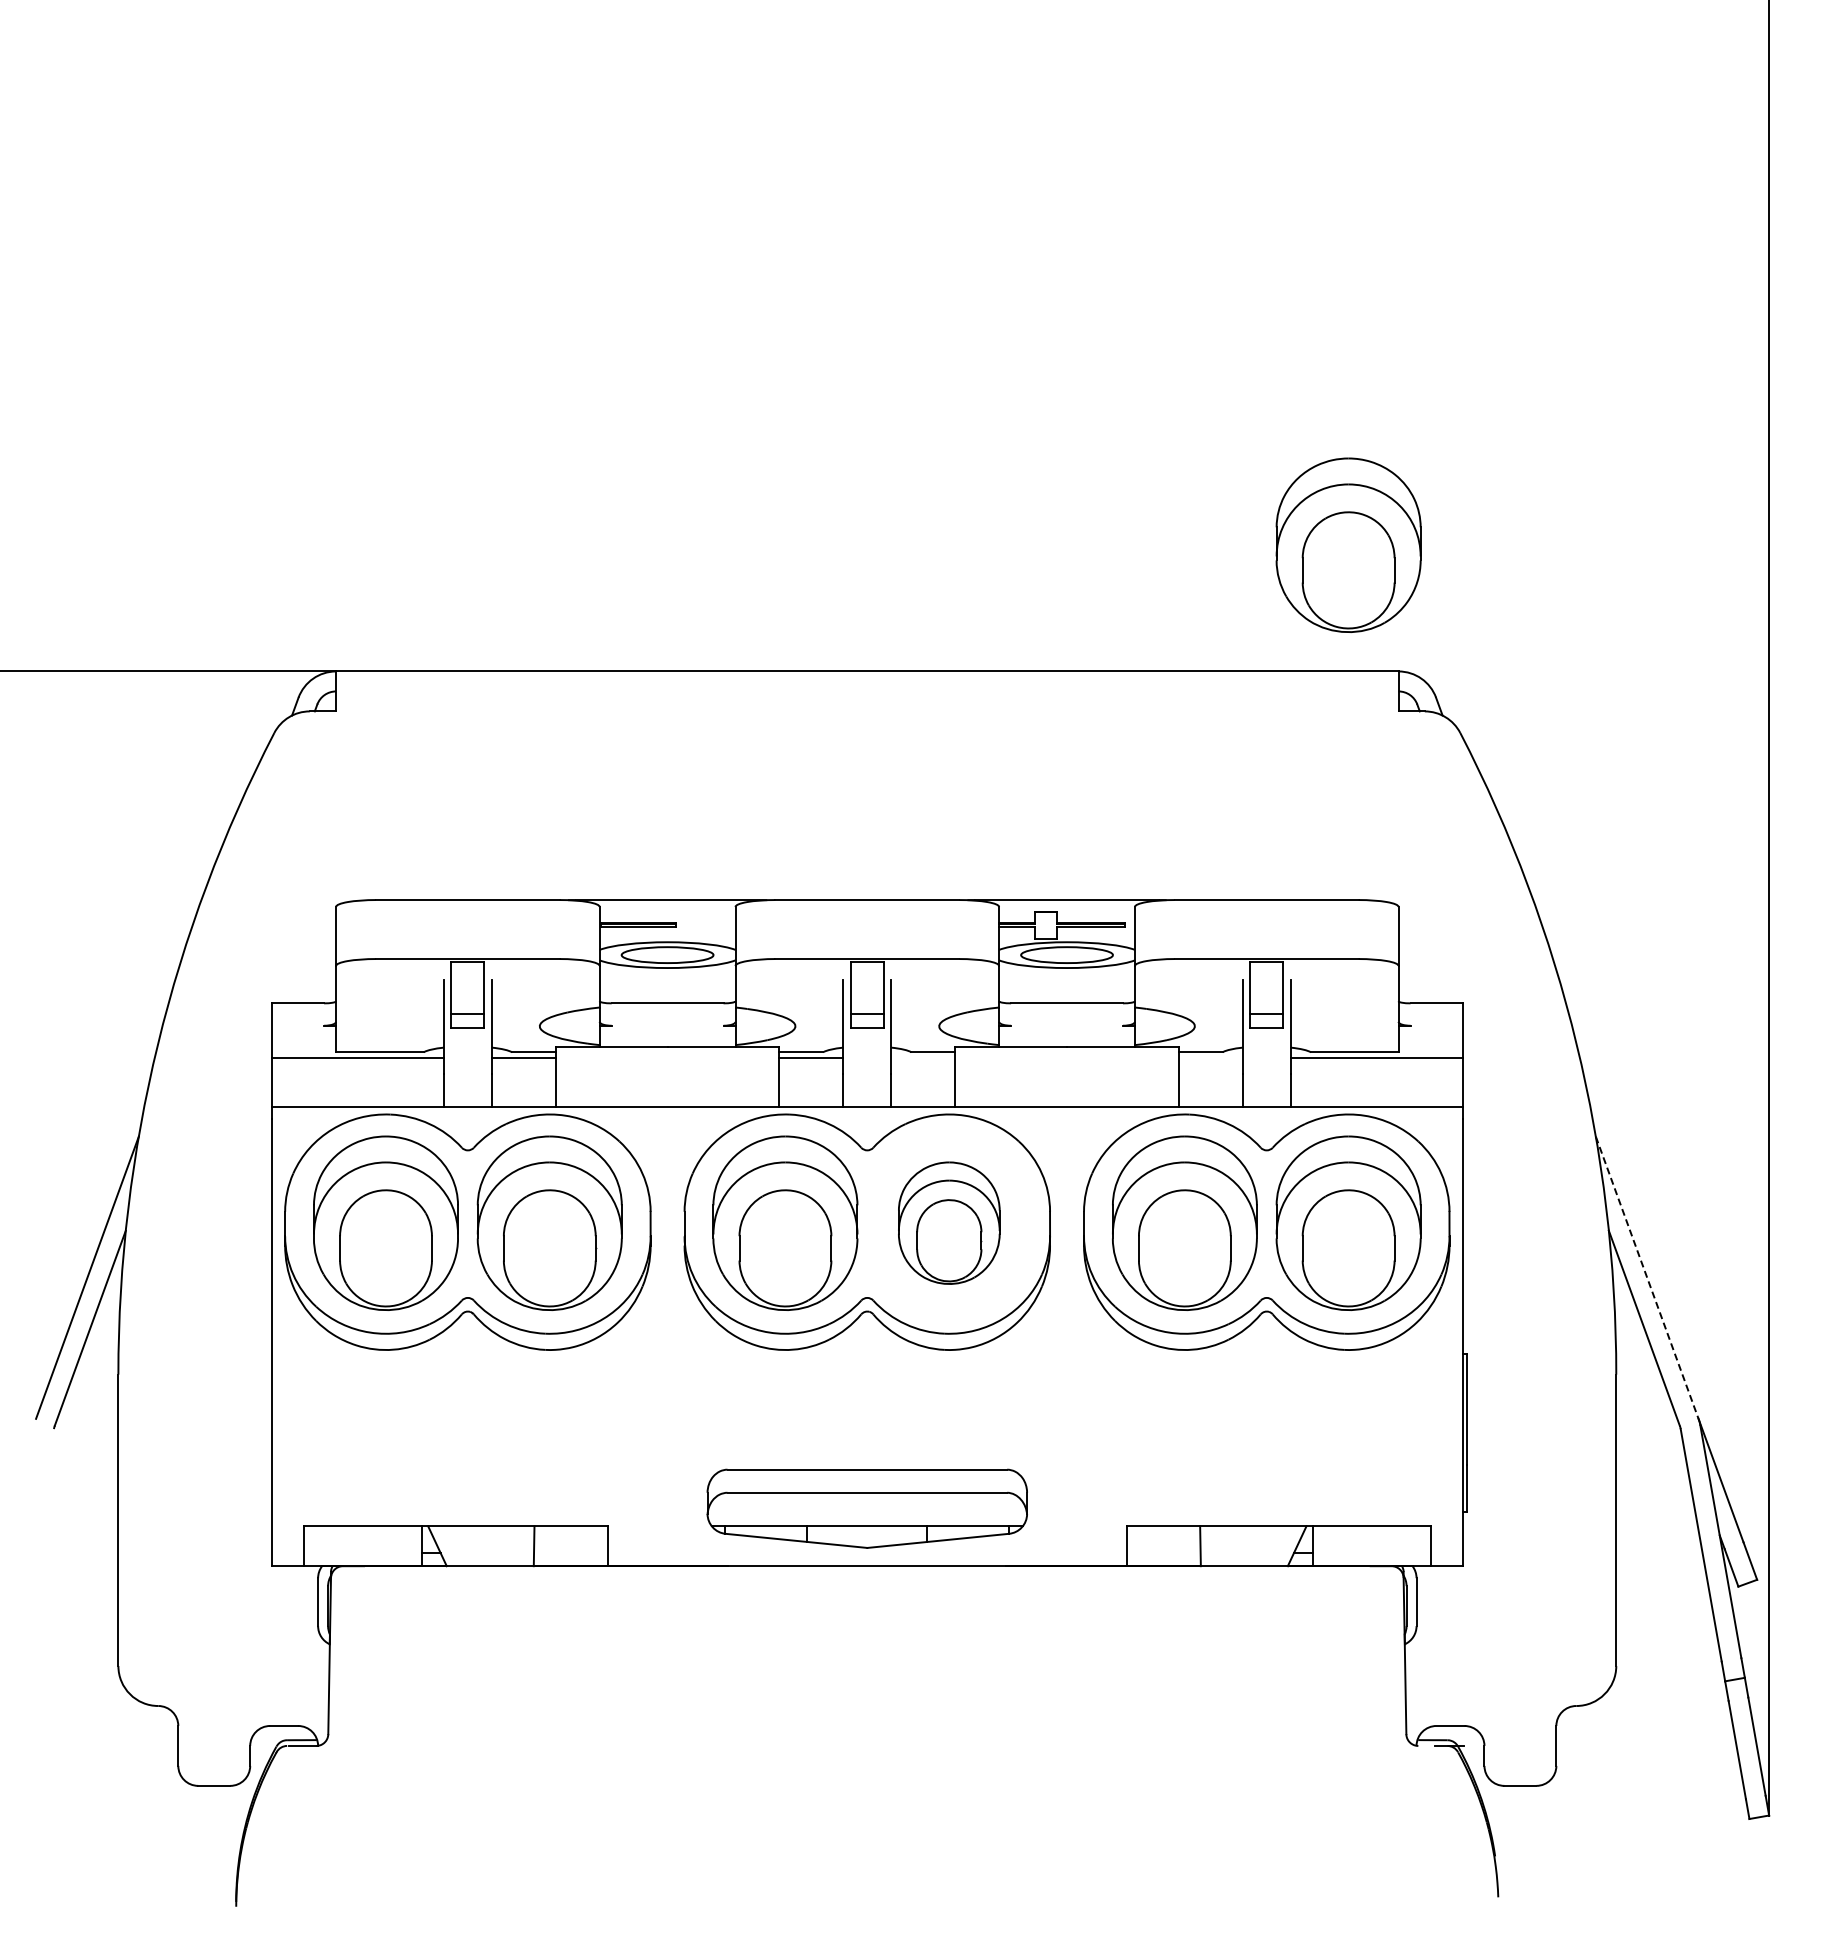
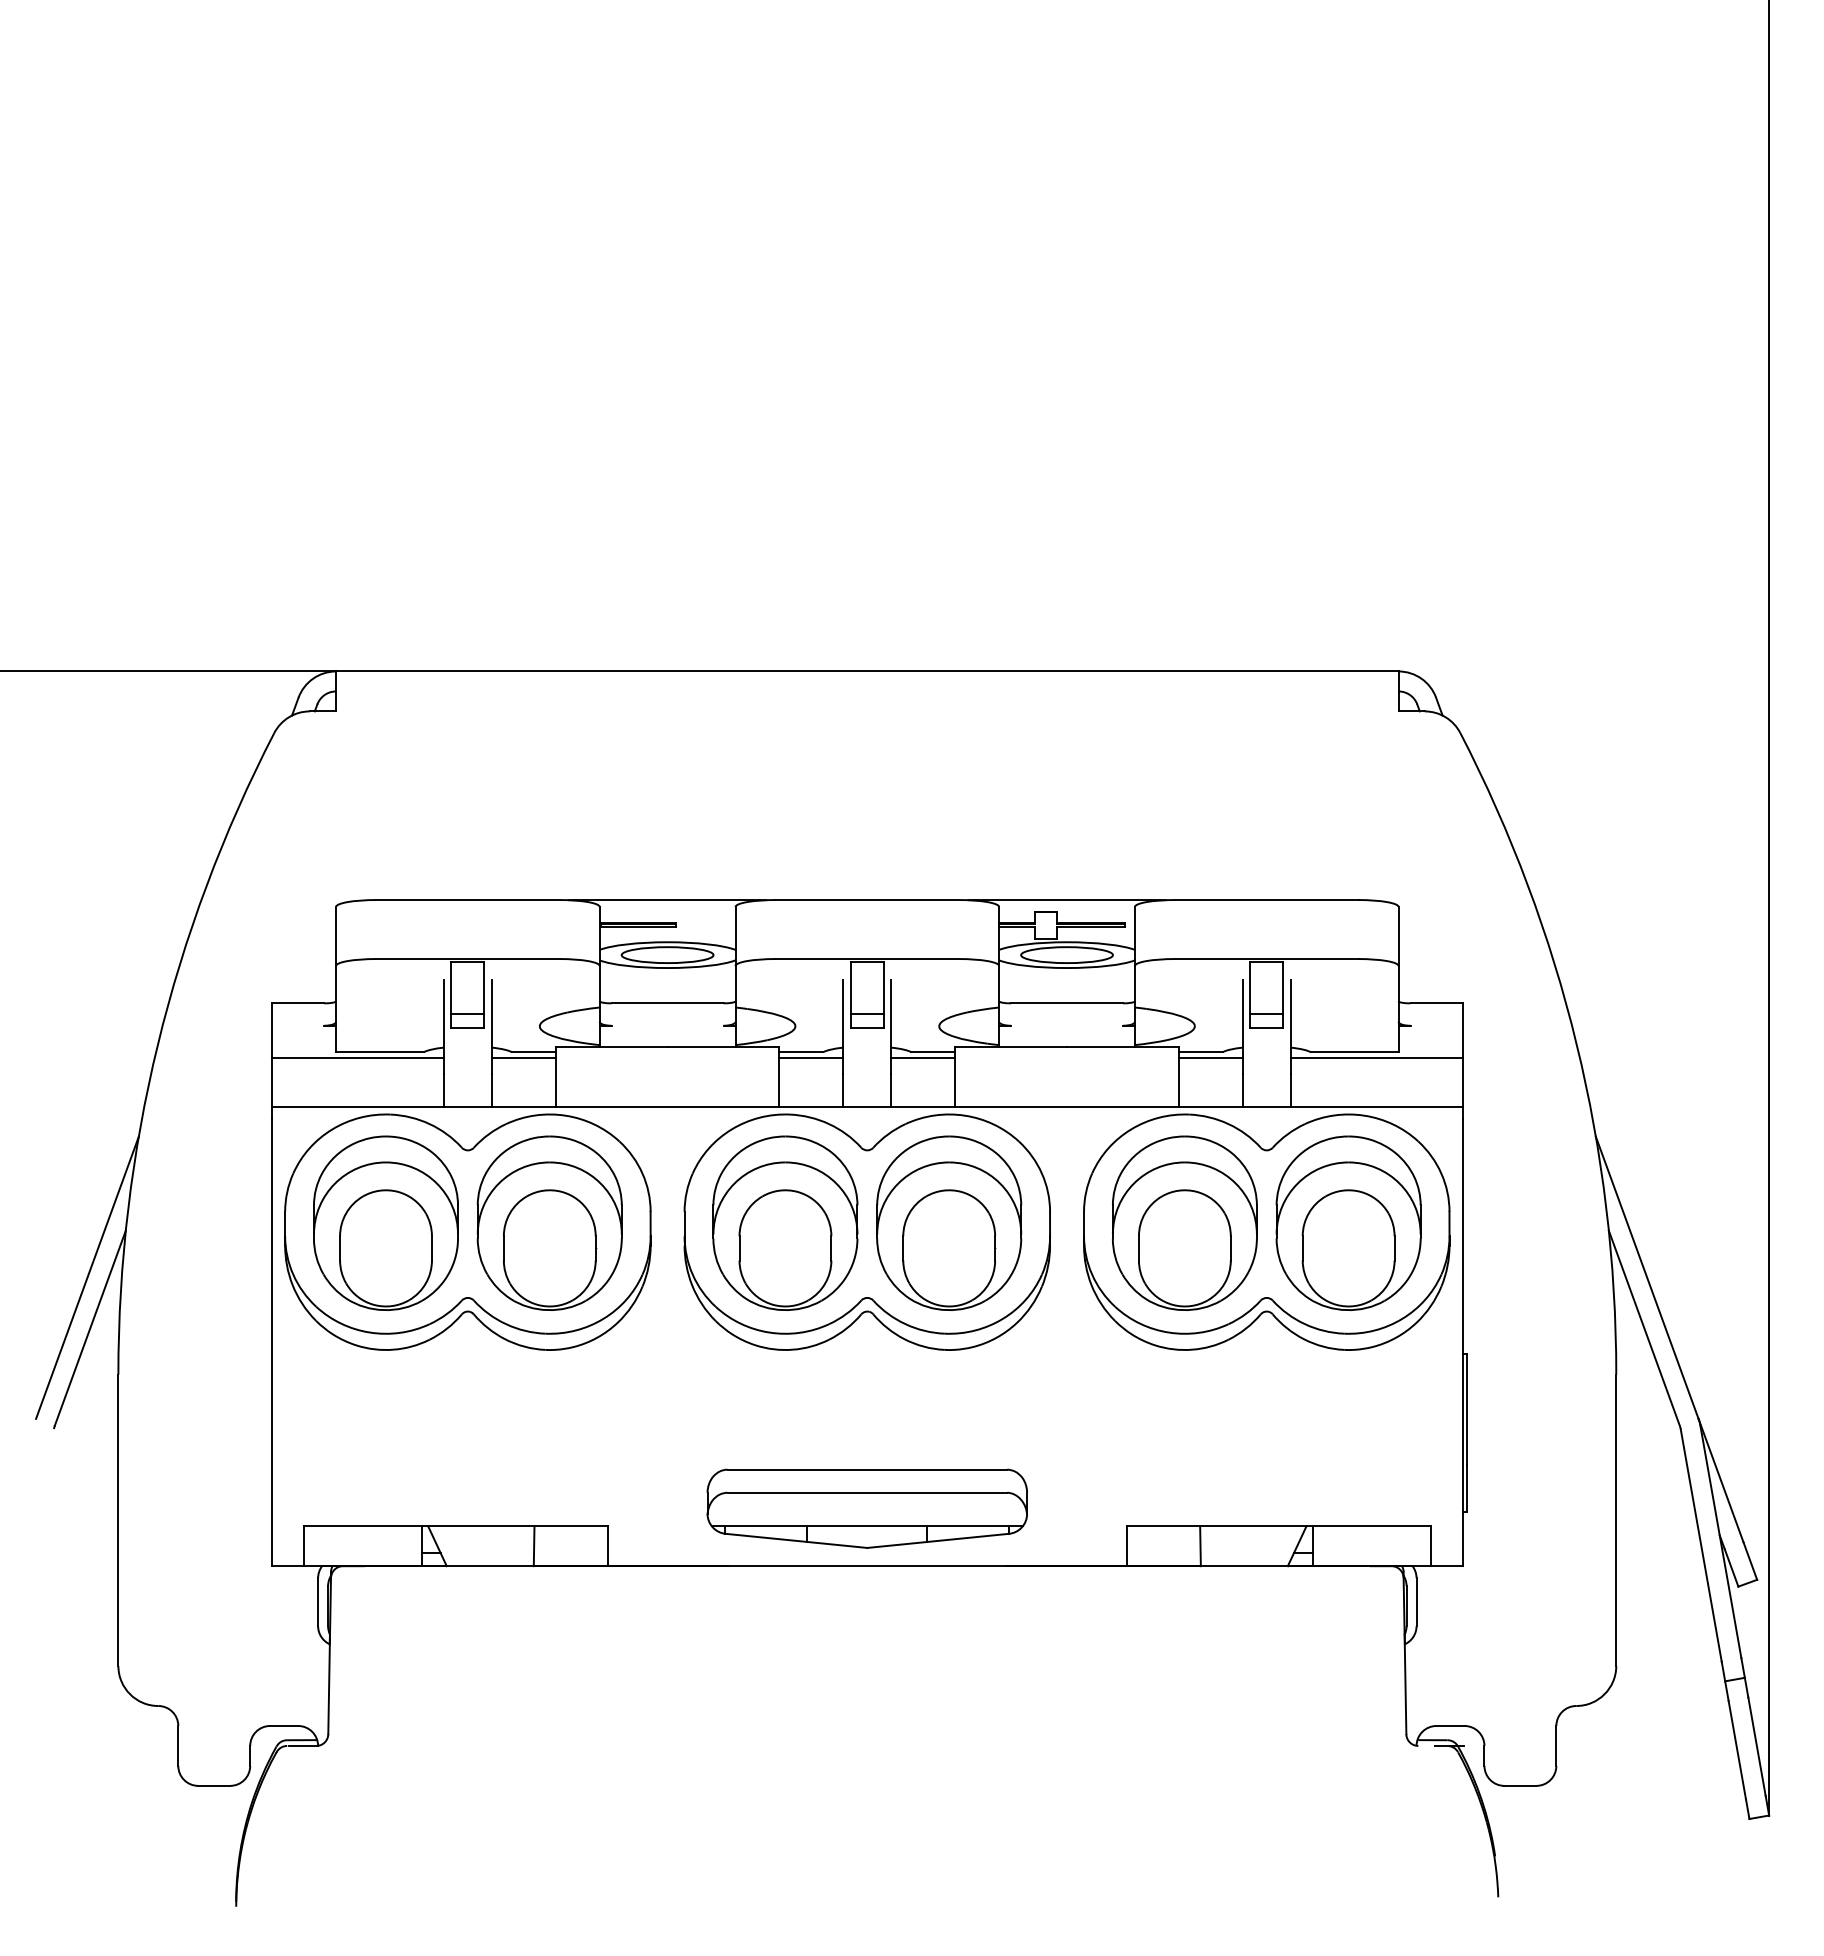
part: present -> none (1348, 544)
line: none -> present (923, 1057)
line: none -> present (1210, 1057)
part size: 103x124 px -> 147x176 px (949, 1222)
line: dashed -> solid (1647, 1278)
